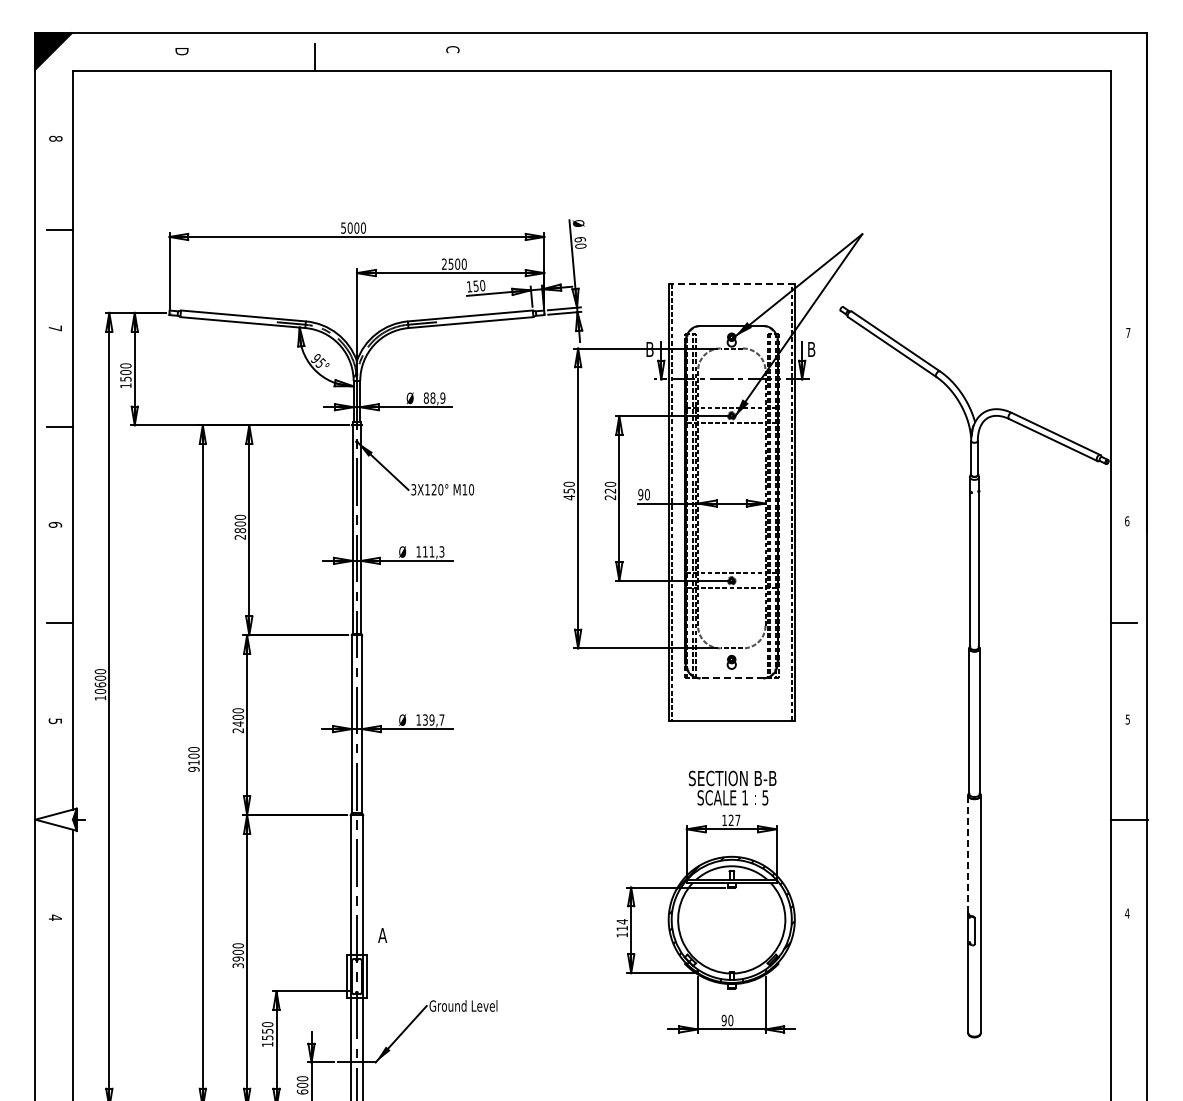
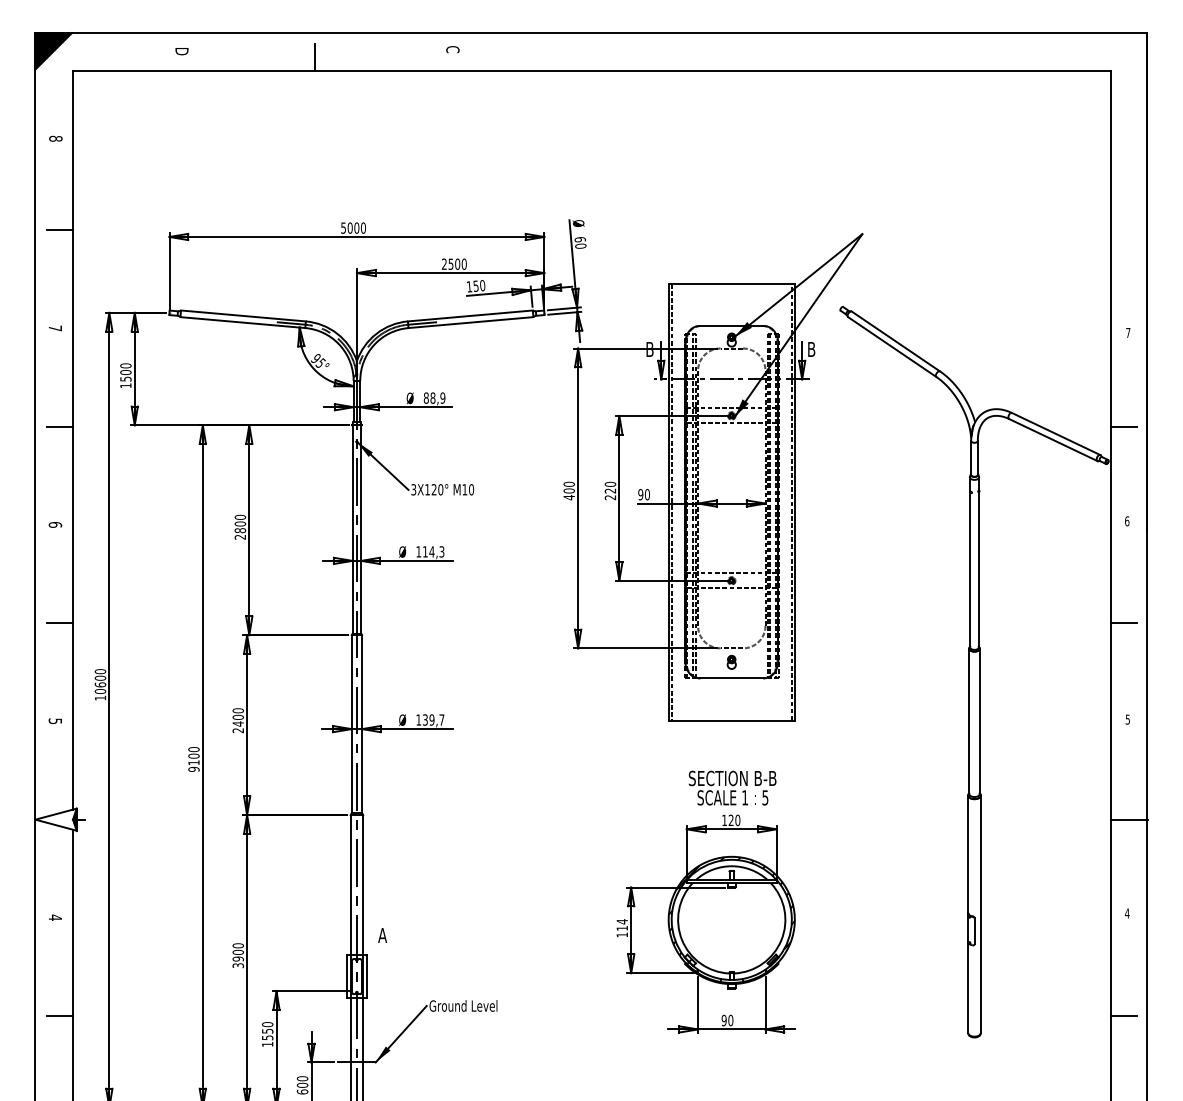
line: dashed -> solid (731, 283)
line: none -> present (1124, 426)
text: 450 -> 400 (568, 490)
text: 111,3 -> 114,3 (431, 551)
line: dashed -> solid (731, 678)
text: 127 -> 120 (737, 820)
line: dashed -> solid (968, 855)
line: none -> present (59, 1016)
line: none -> present (1124, 1016)
